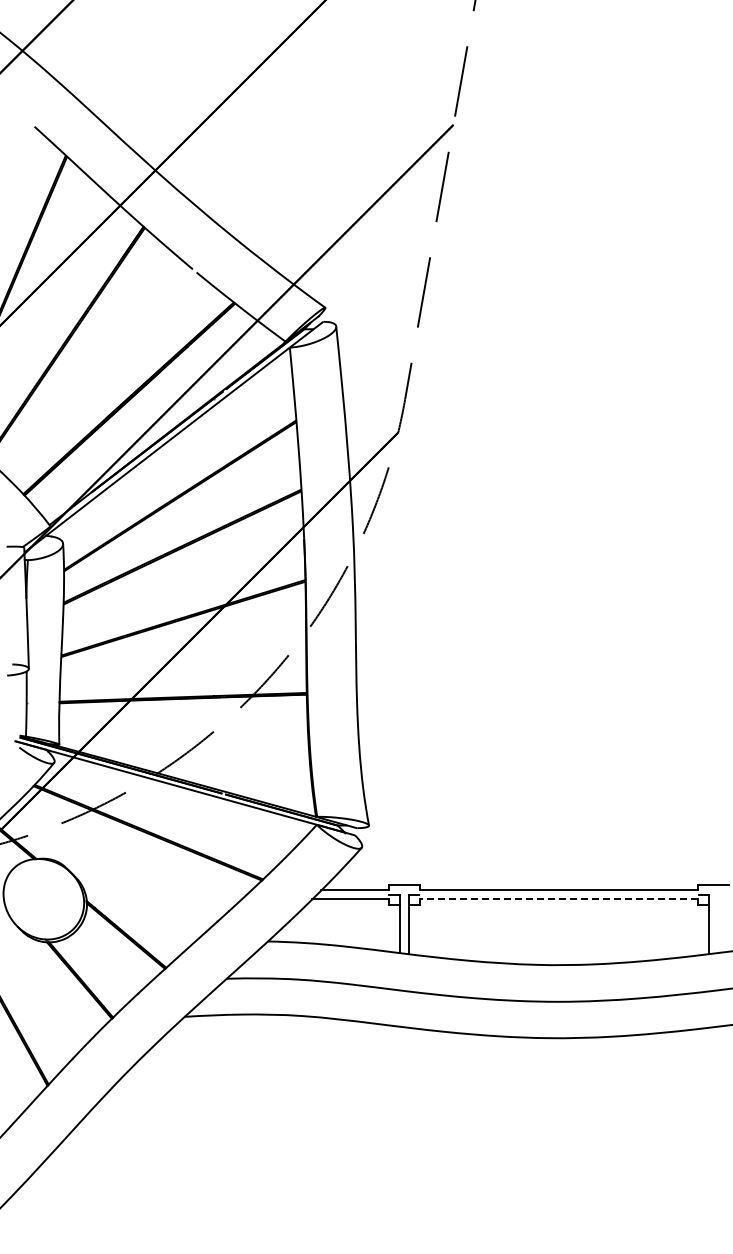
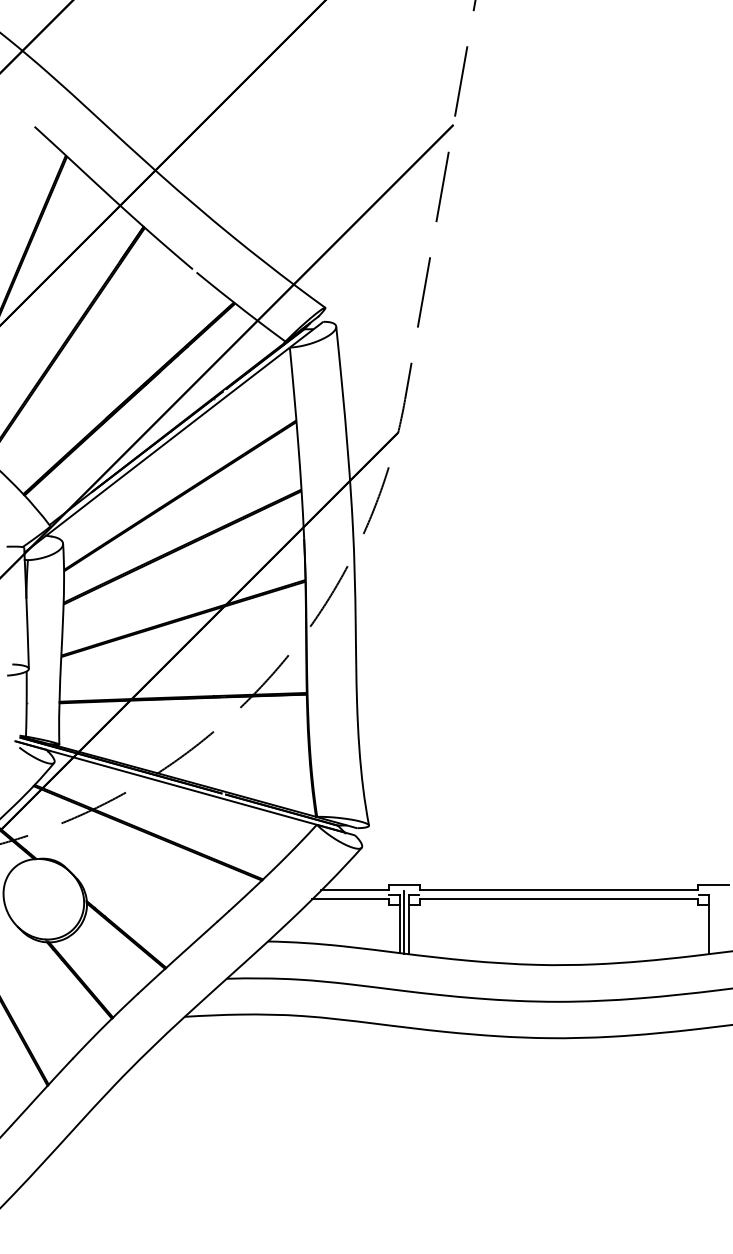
line: dashed -> solid (558, 899)
line: none -> present (404, 922)
